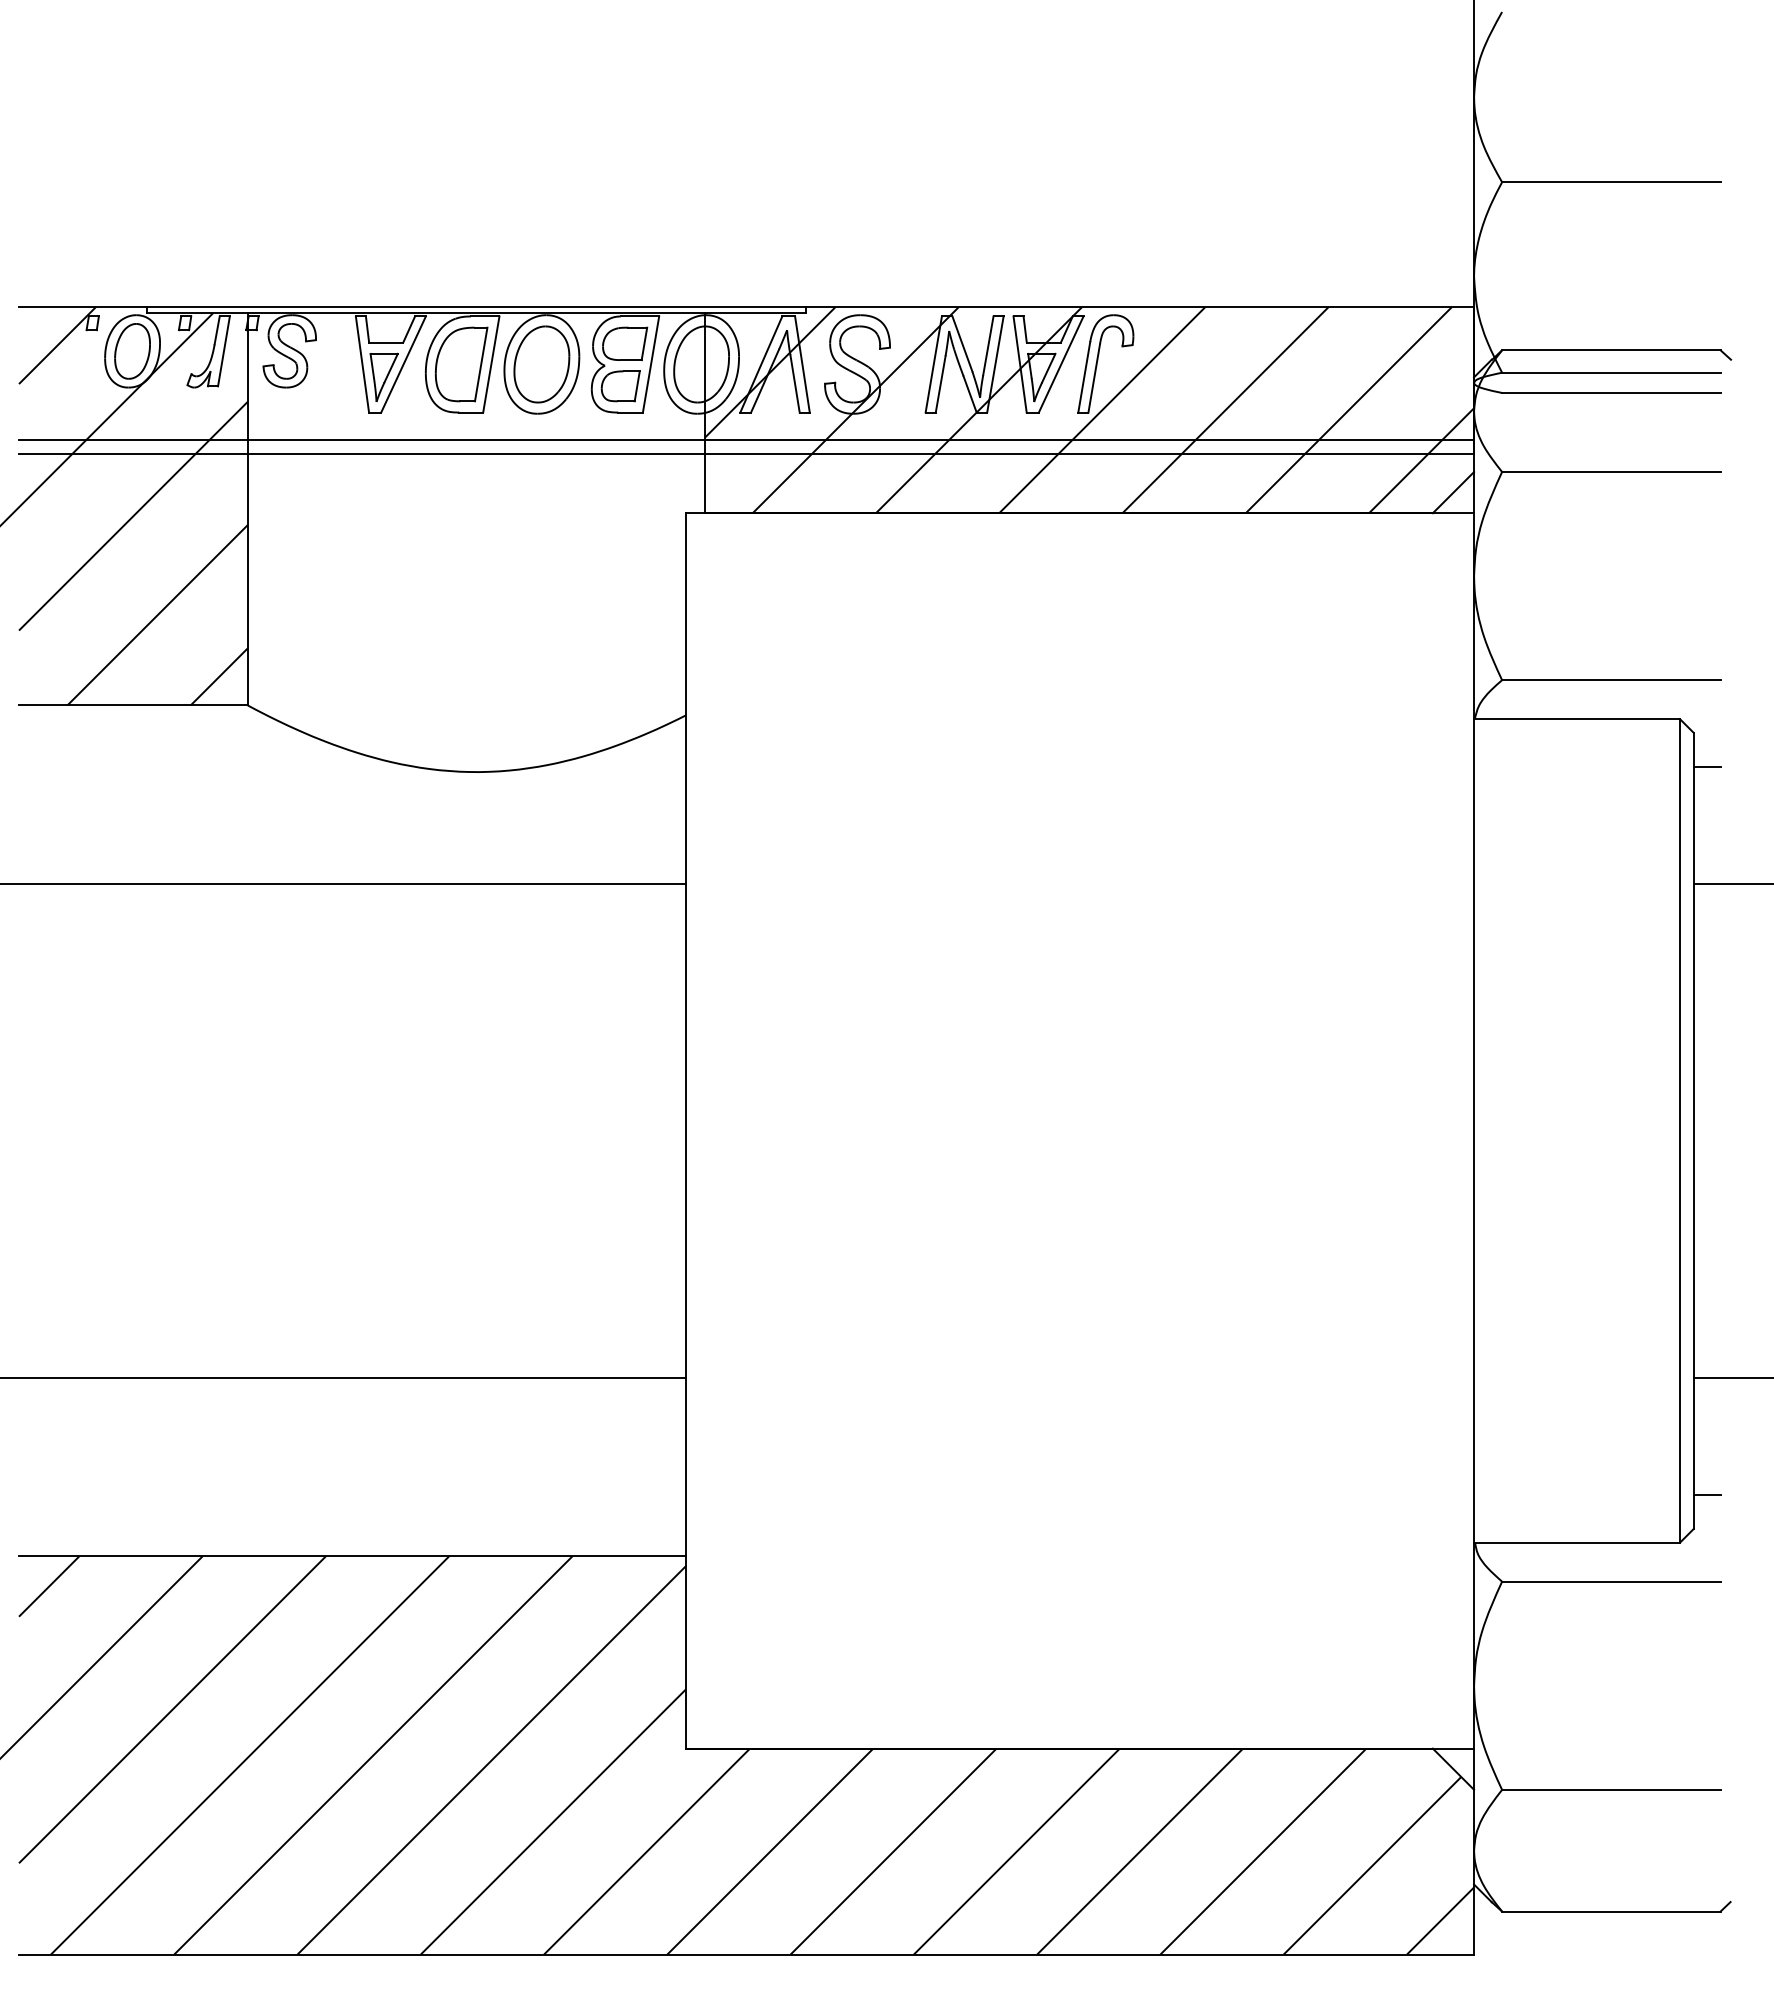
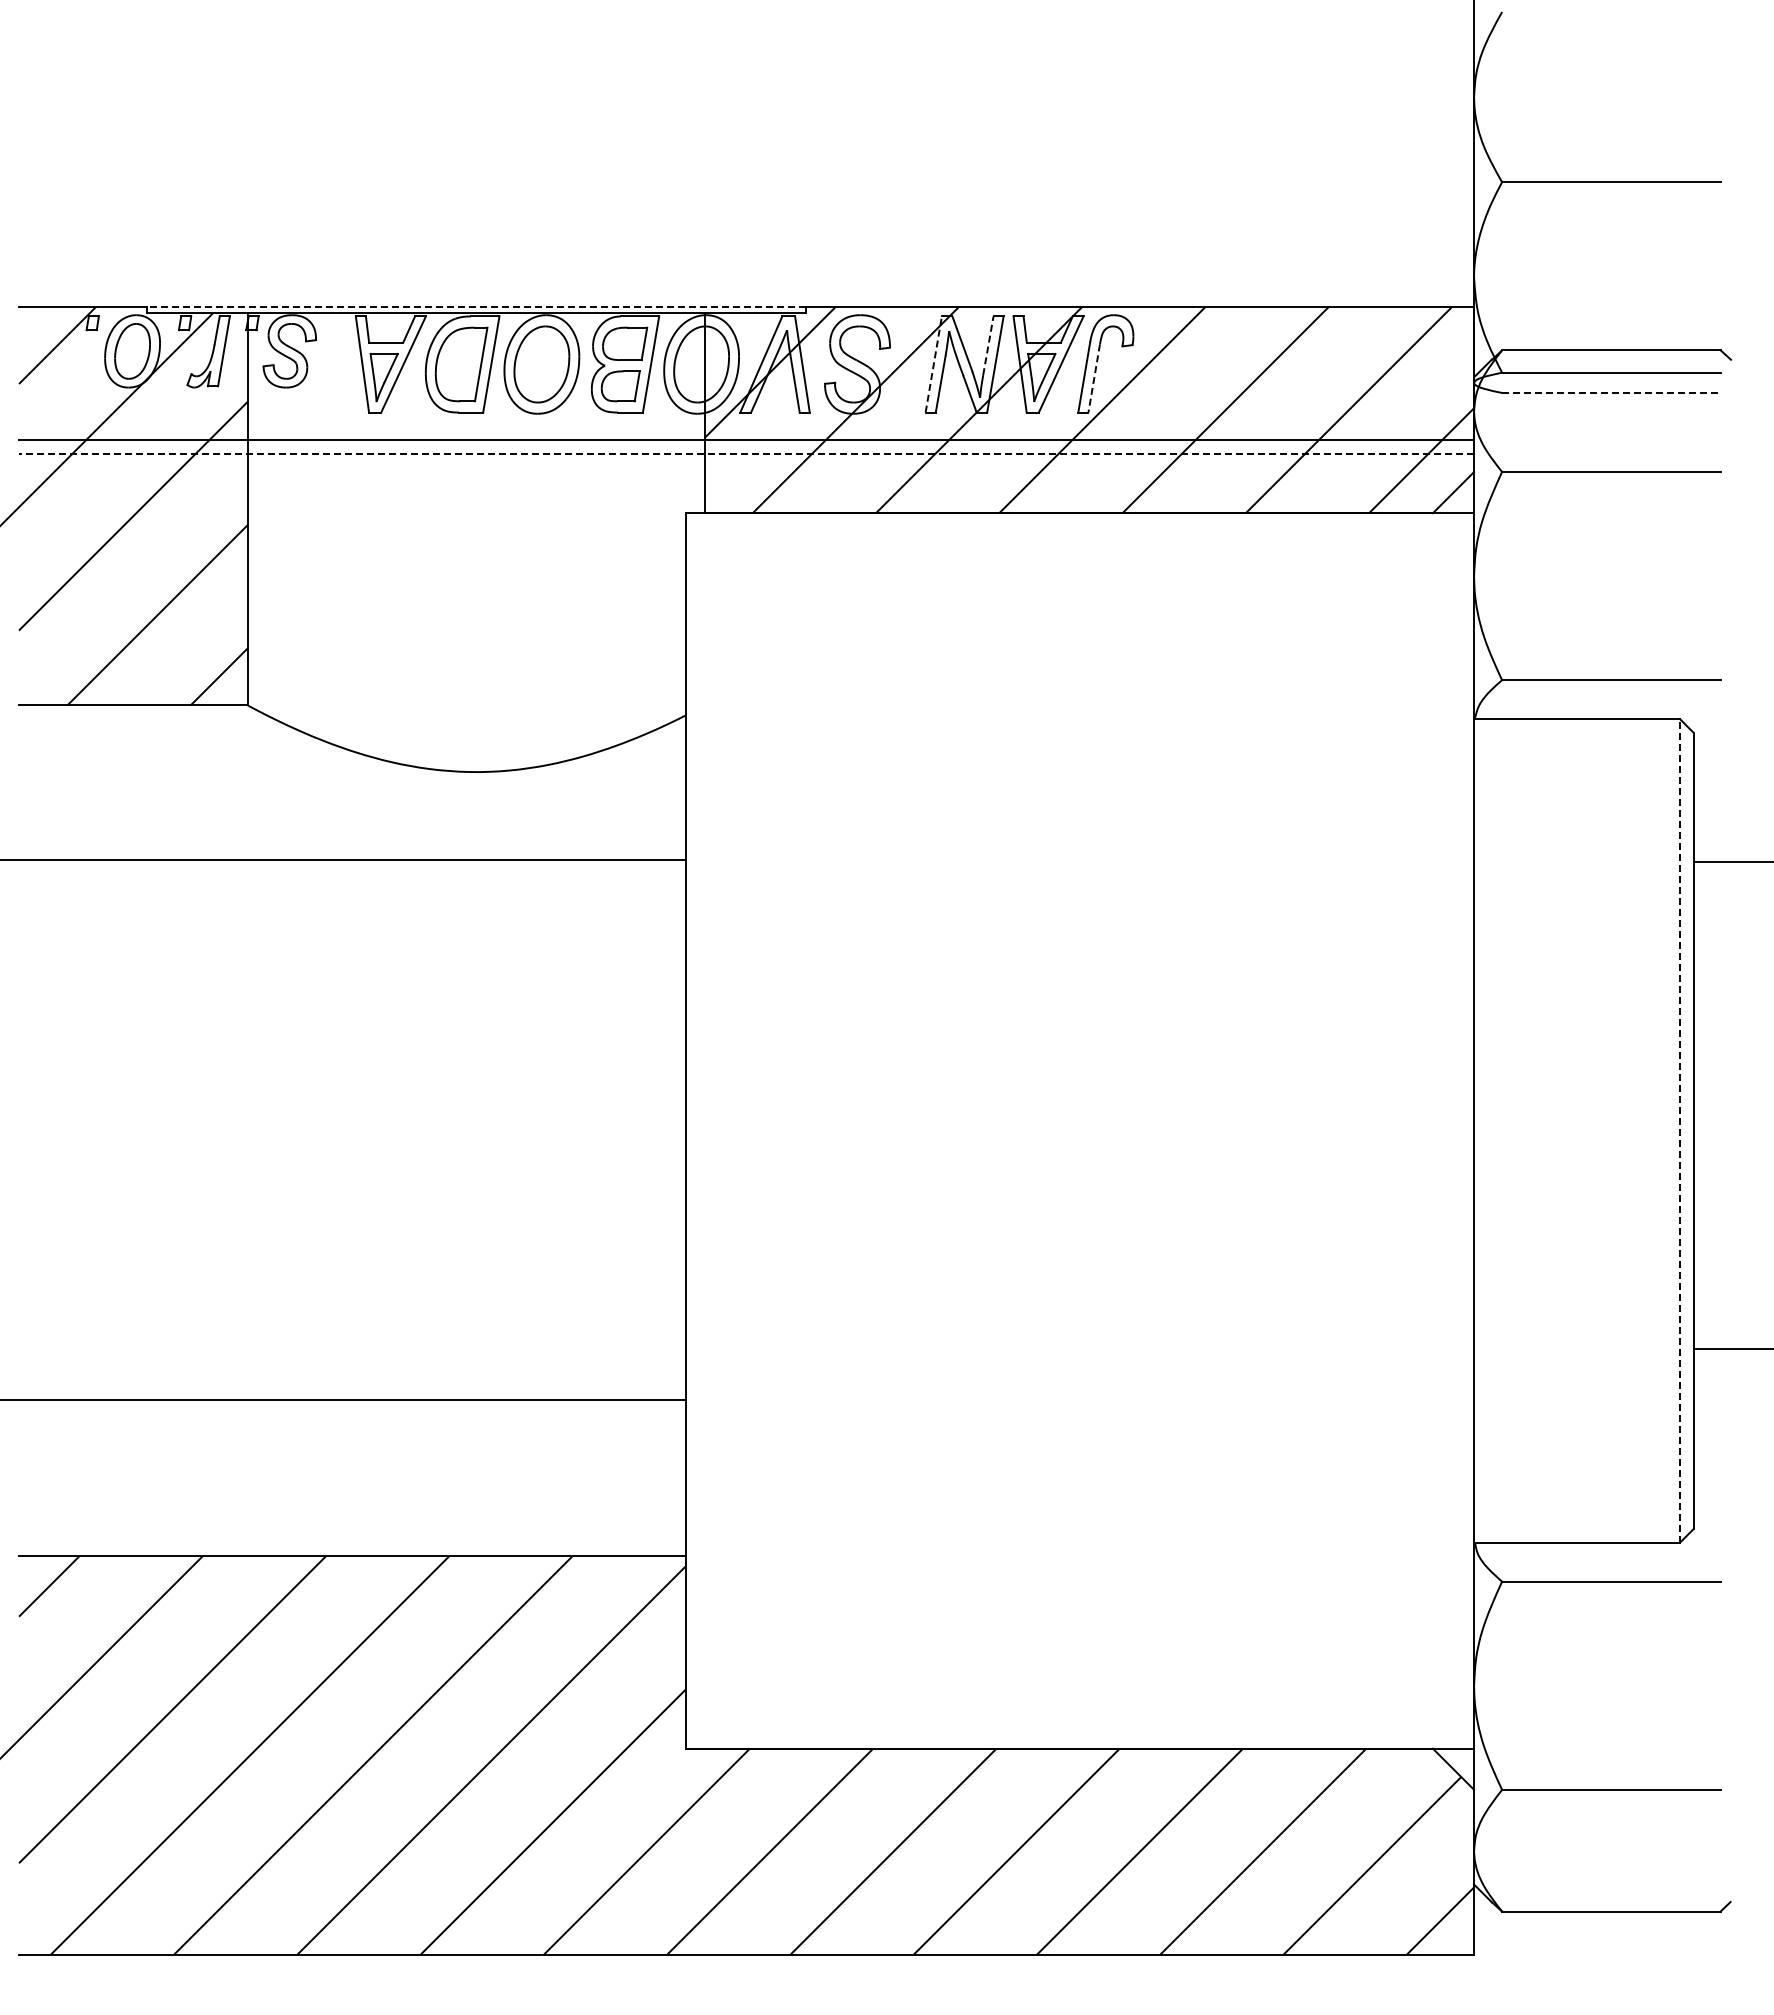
line: solid -> dashed (475, 307)
line: solid -> dashed (988, 345)
line: solid -> dashed (933, 364)
line: solid -> dashed (1094, 379)
line: solid -> dashed (1611, 392)
line: solid -> dashed (746, 453)
line: present -> none (1706, 766)
line position: (344, 883) -> (344, 859) (344, 859)
line position: (1731, 883) -> (1731, 861) (1731, 861)
line: solid -> dashed (1679, 1130)
line position: (344, 1378) -> (344, 1400) (344, 1400)
line position: (1731, 1378) -> (1731, 1349) (1731, 1349)
line: present -> none (1706, 1495)
